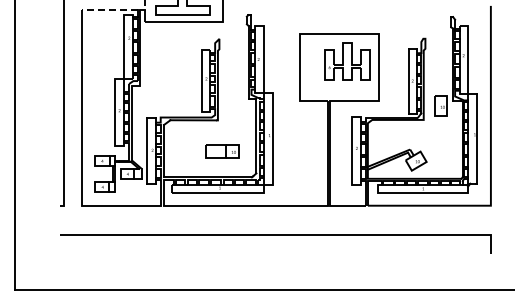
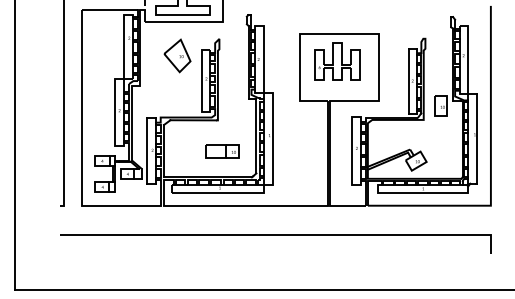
line: dashed -> solid (110, 9)
part: none -> present (177, 55)
part position: (347, 61) -> (337, 61) (337, 61)
